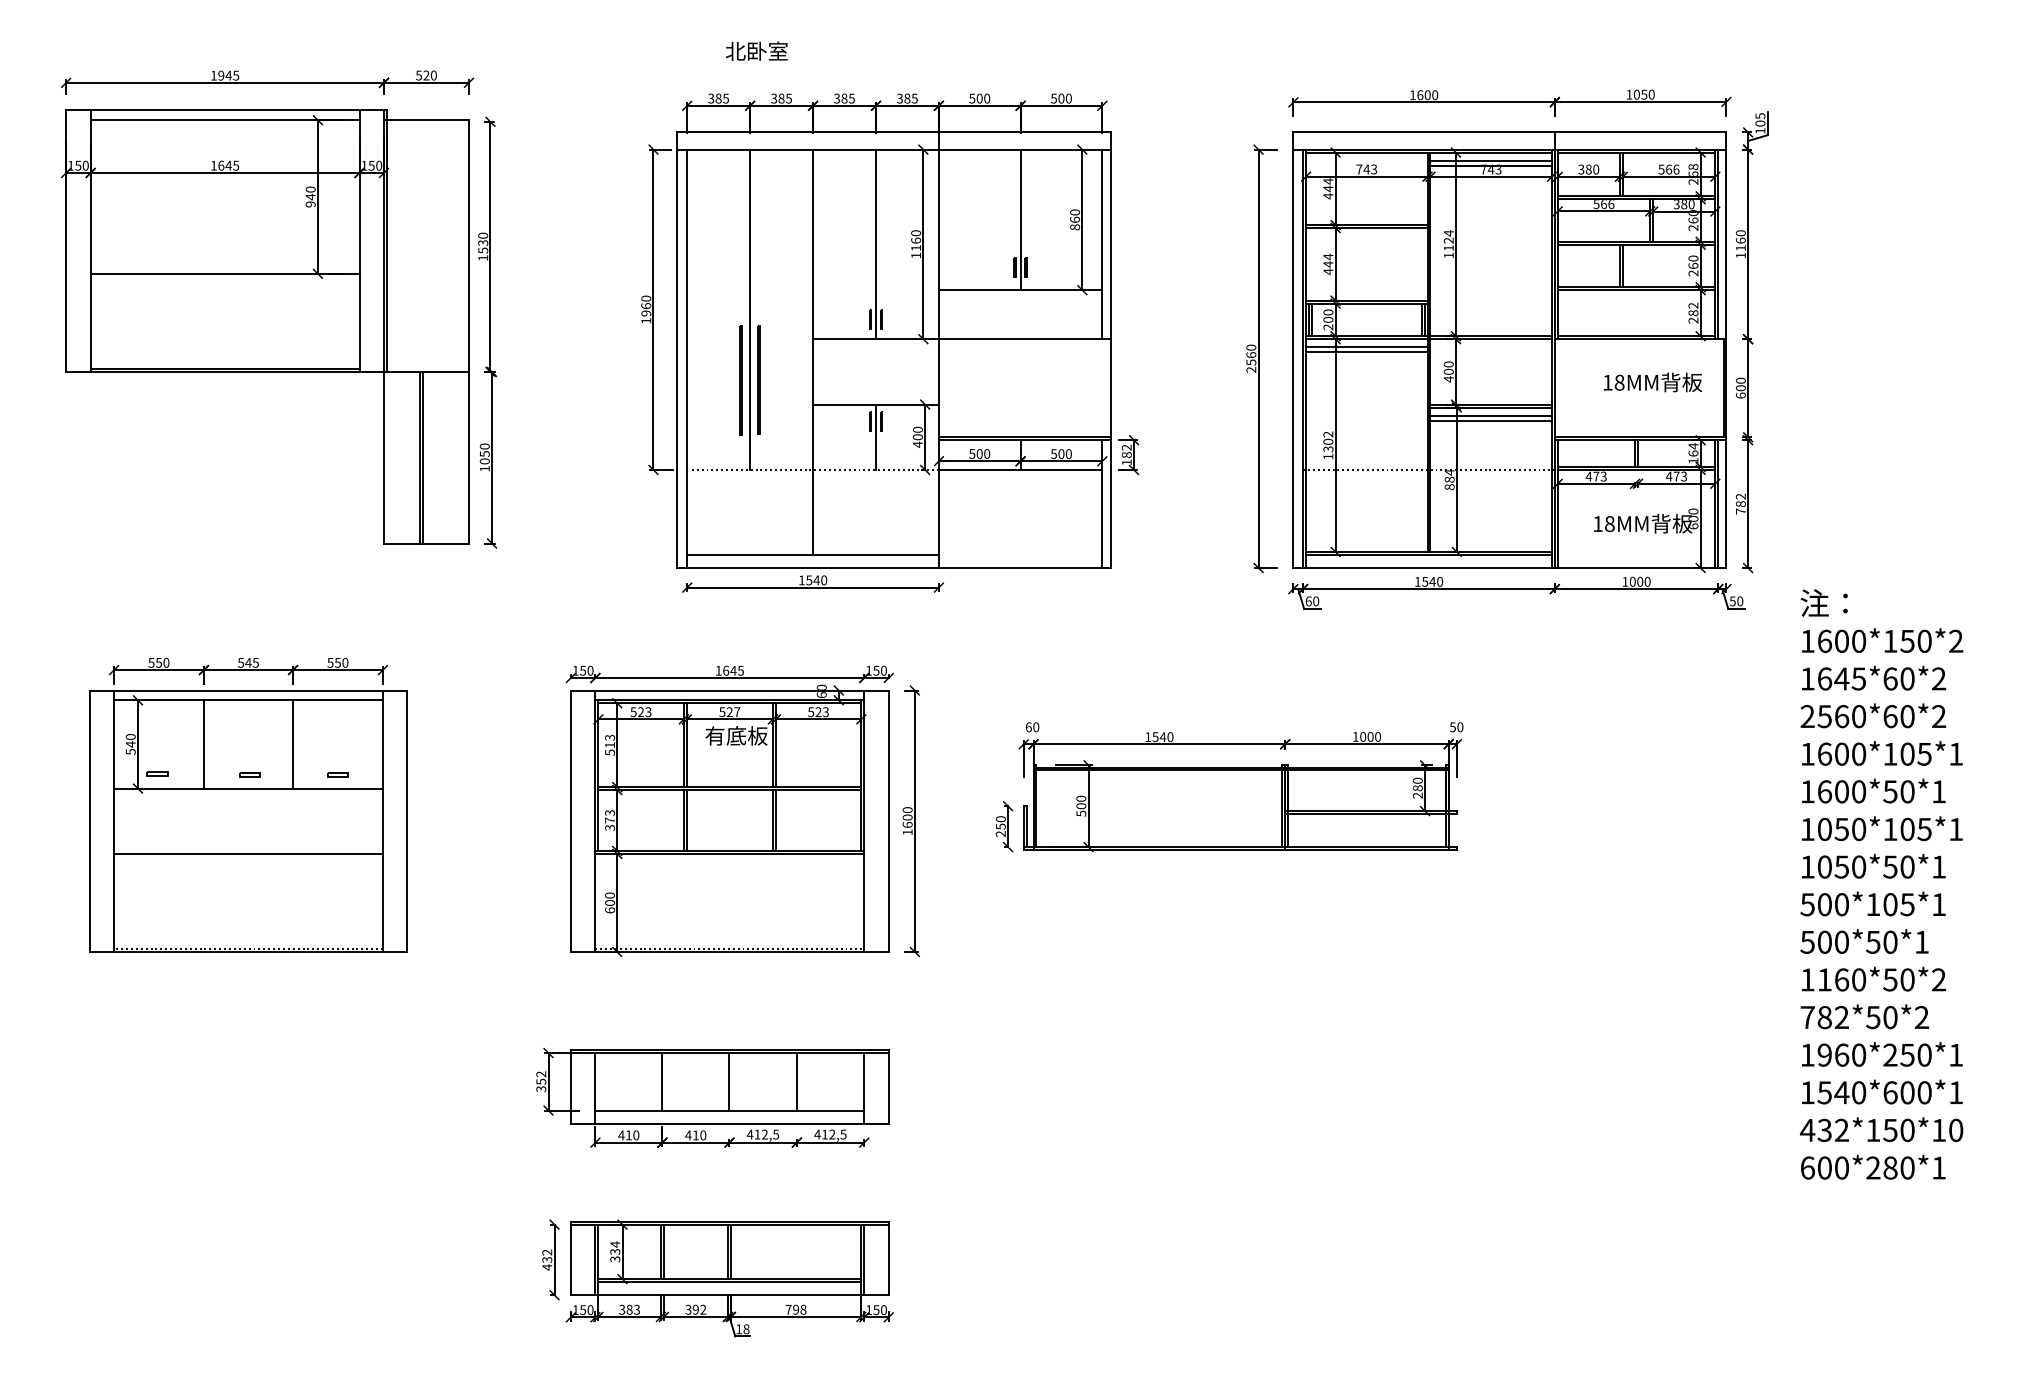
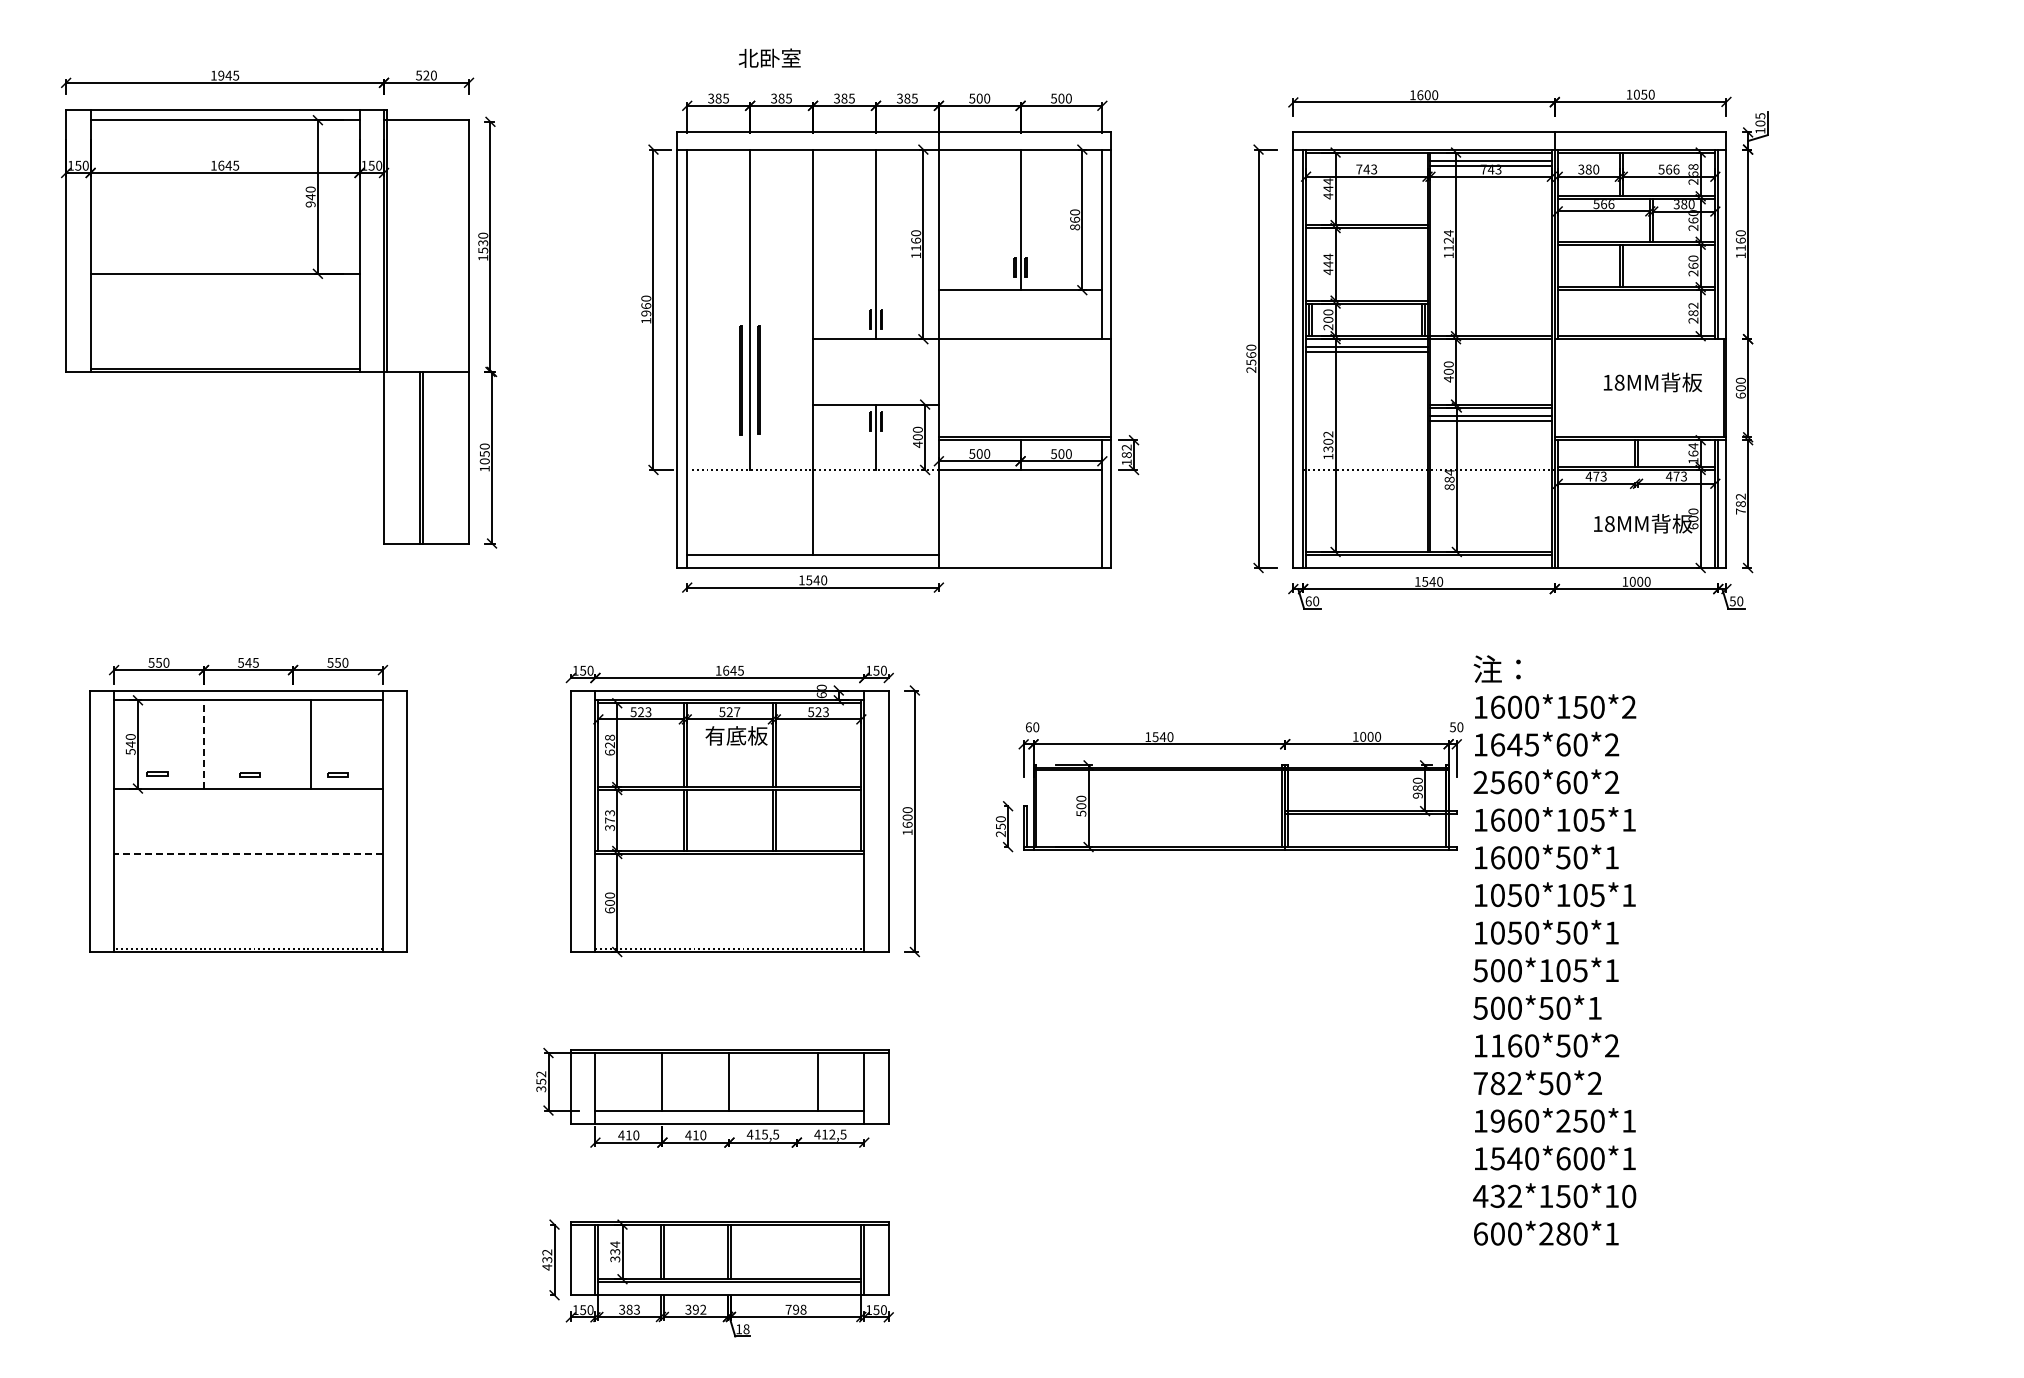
text position: (756, 50) -> (769, 57) (769, 57)
line: solid -> dashed (204, 743)
line position: (293, 744) -> (311, 744) (311, 744)
text: 513 -> 628 (609, 744)
text: 280 -> 980 (1417, 795)
line: solid -> dashed (248, 853)
text position: (1881, 884) -> (1554, 950) (1554, 950)
line position: (796, 1081) -> (817, 1081) (817, 1081)
text: 412,5 -> 415,5 (764, 1134)
